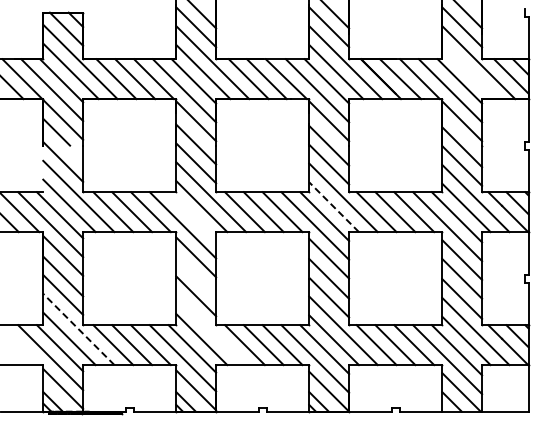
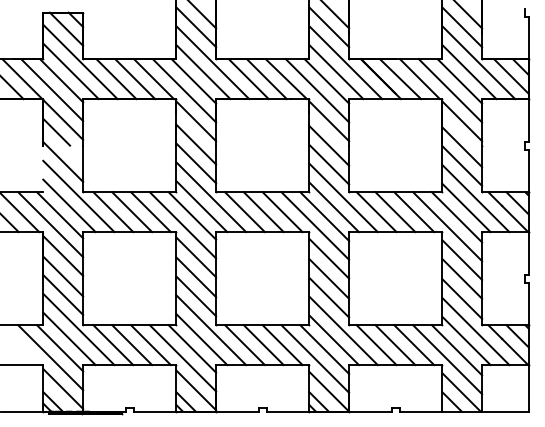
line: none -> present (469, 71)
line: dashed -> solid (333, 206)
line: none -> present (192, 215)
line: none -> present (196, 277)
line: dashed -> solid (78, 329)
line: none -> present (211, 330)
